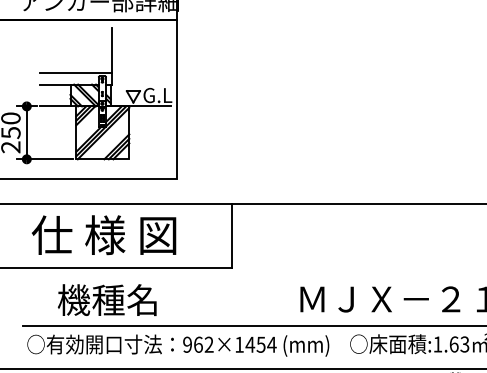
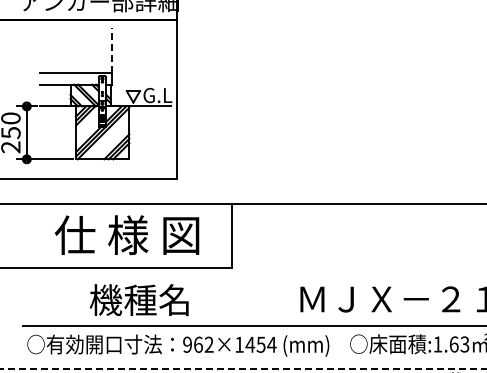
line: solid -> dashed (111, 50)
text position: (103, 235) -> (126, 235) (126, 235)
text position: (106, 299) -> (138, 299) (138, 299)
line: solid -> dashed (243, 369)
